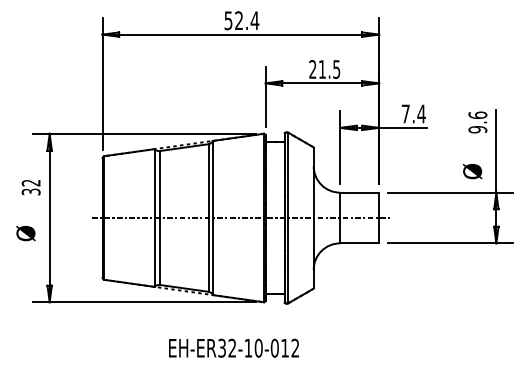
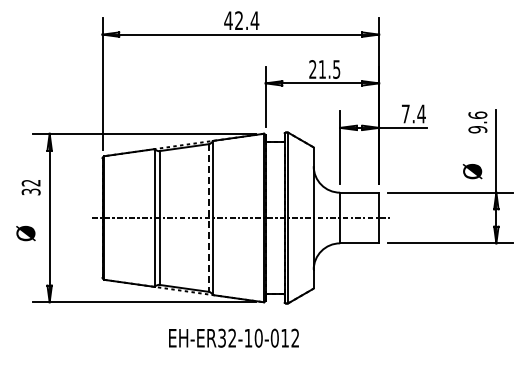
text: 52.4 -> 42.4 (228, 20)
line: solid -> dashed (208, 218)
text position: (233, 347) -> (233, 337) (233, 337)
